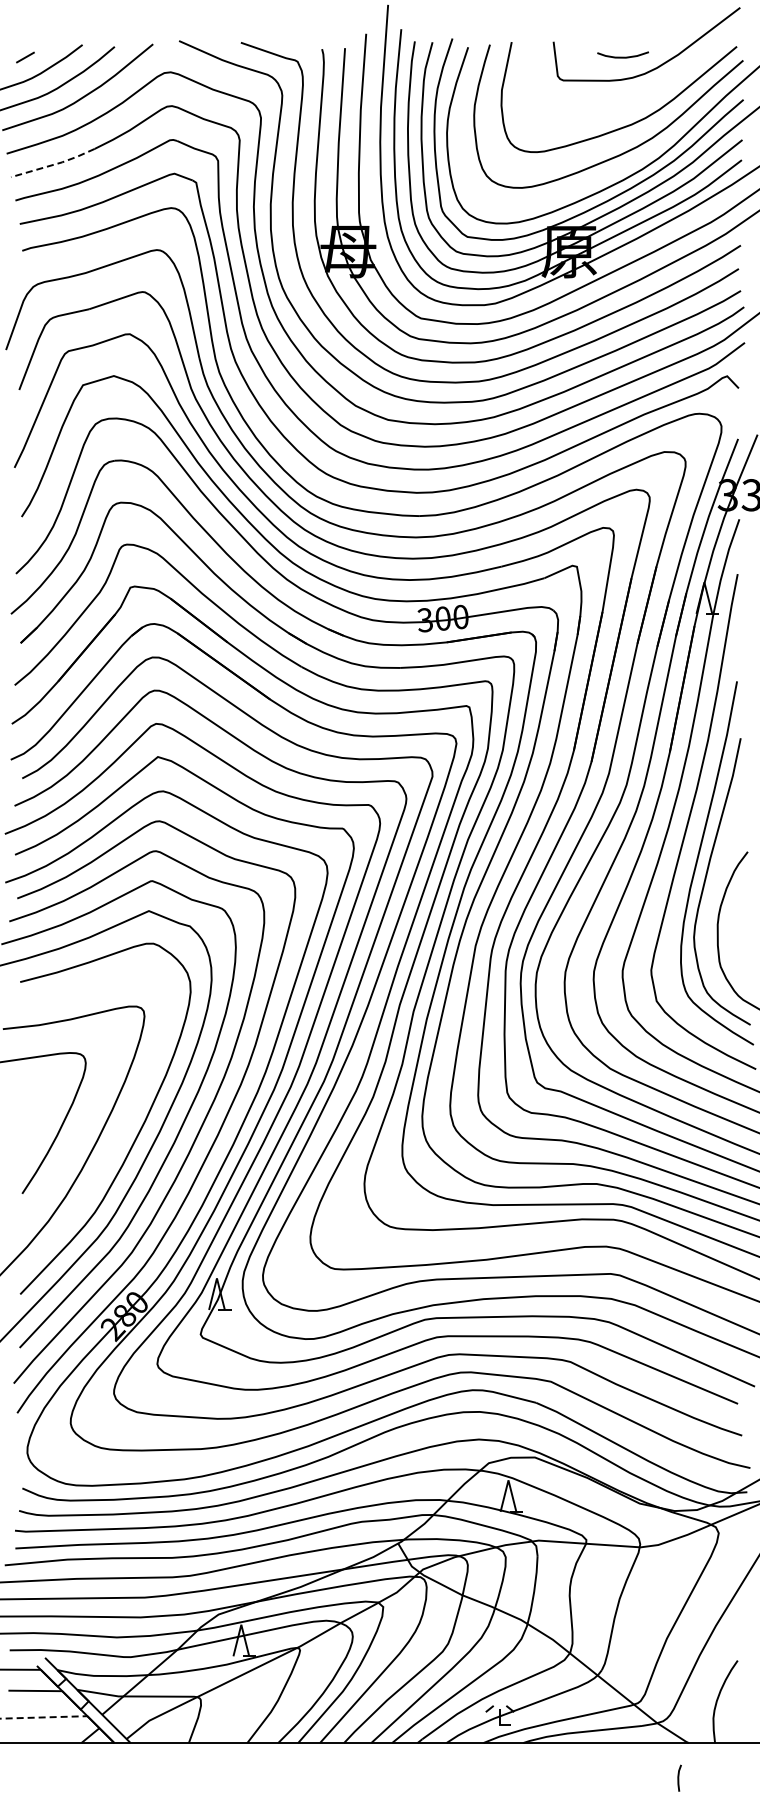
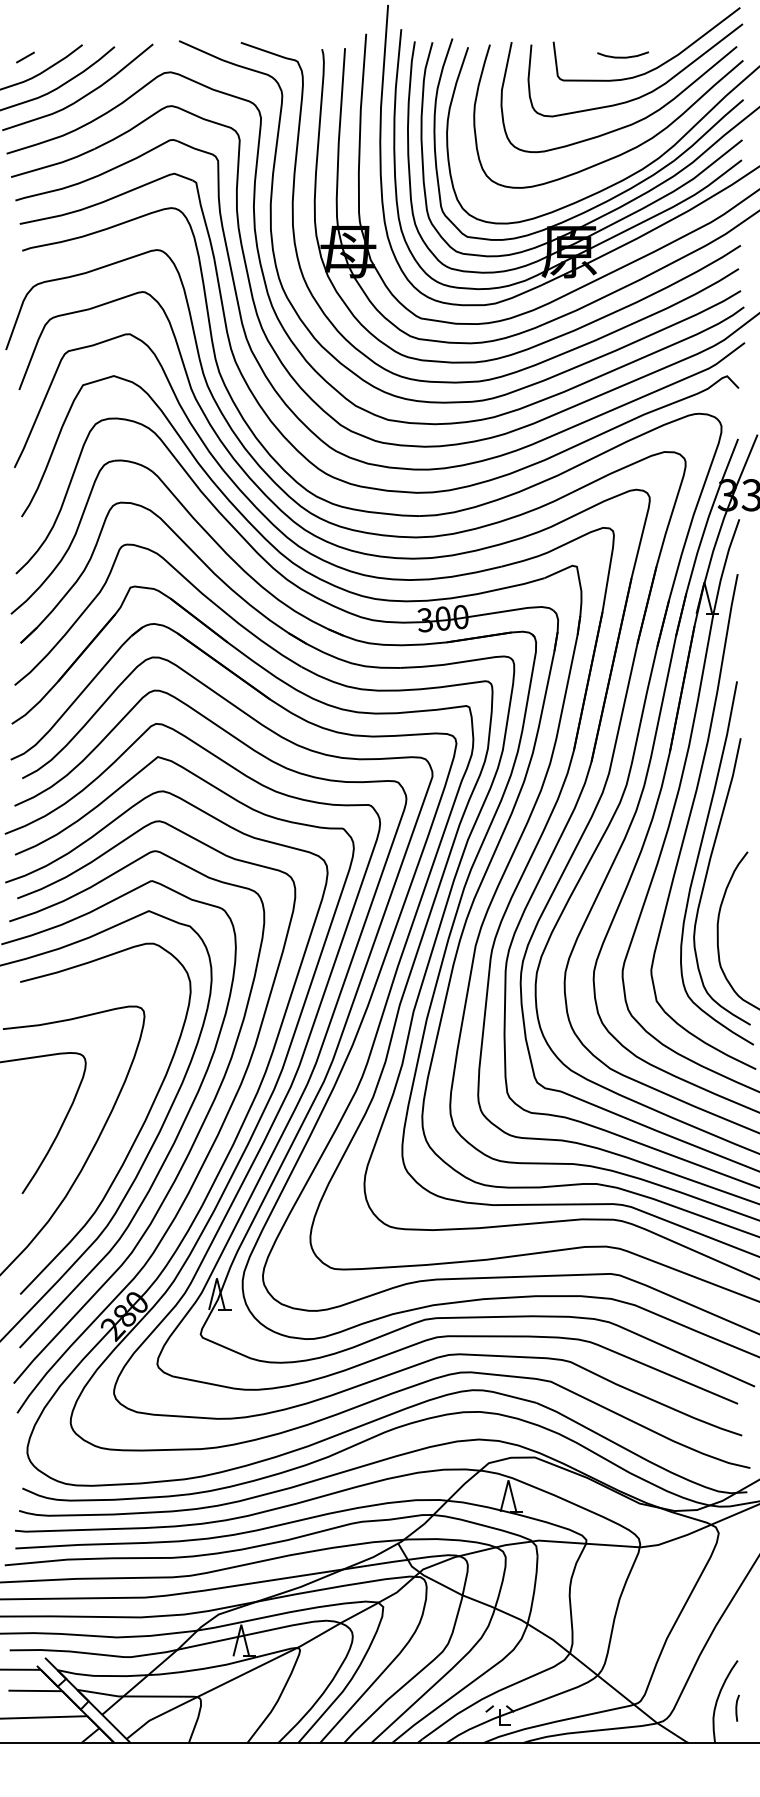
curve: none -> present (647, 92)
line: dashed -> solid (54, 164)
line: dashed -> solid (44, 1717)
line position: (679, 1777) -> (737, 1707) (737, 1707)
